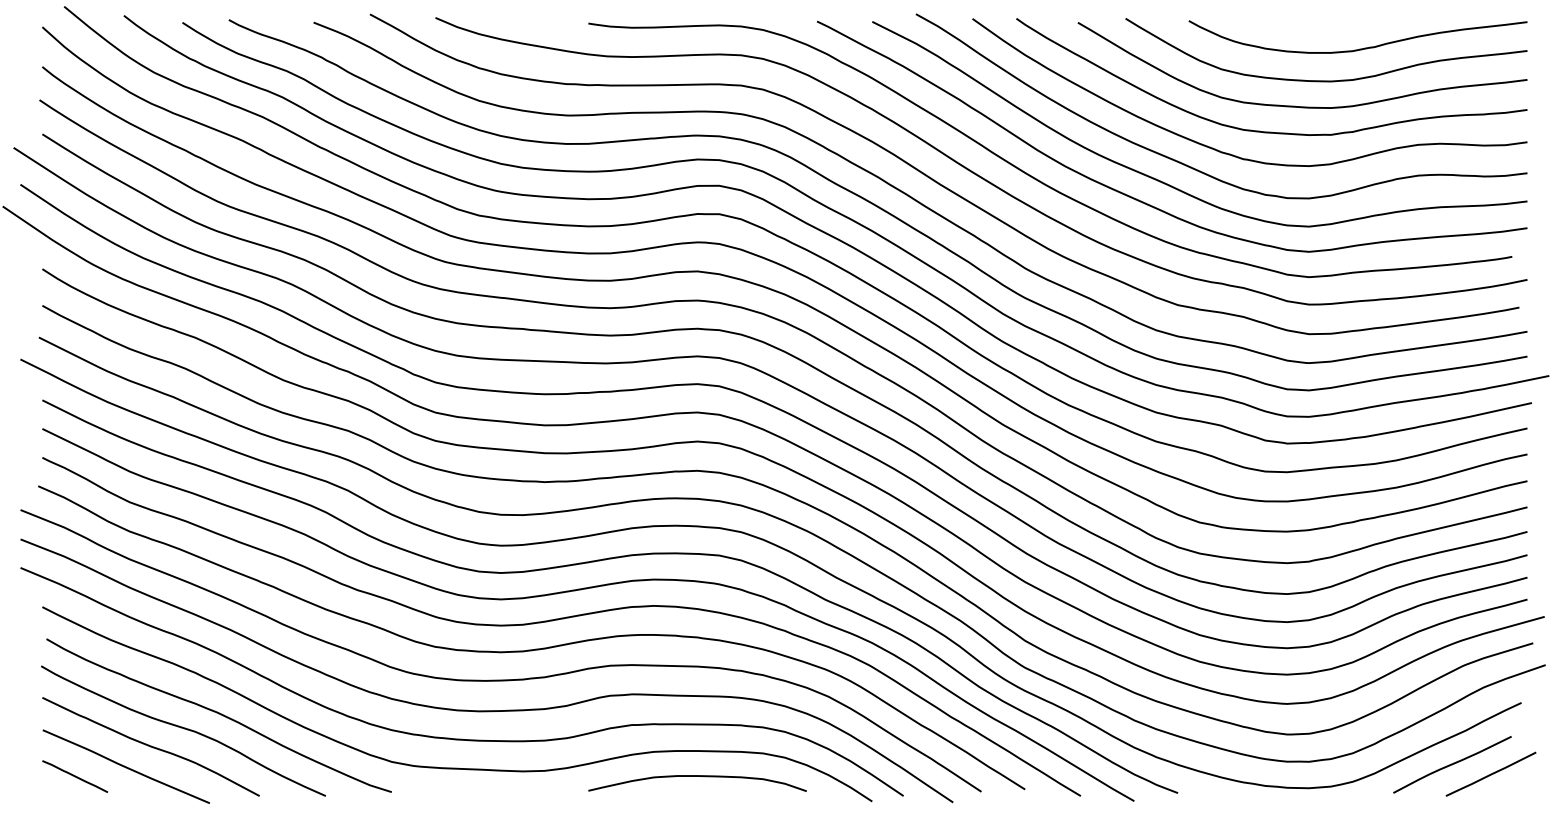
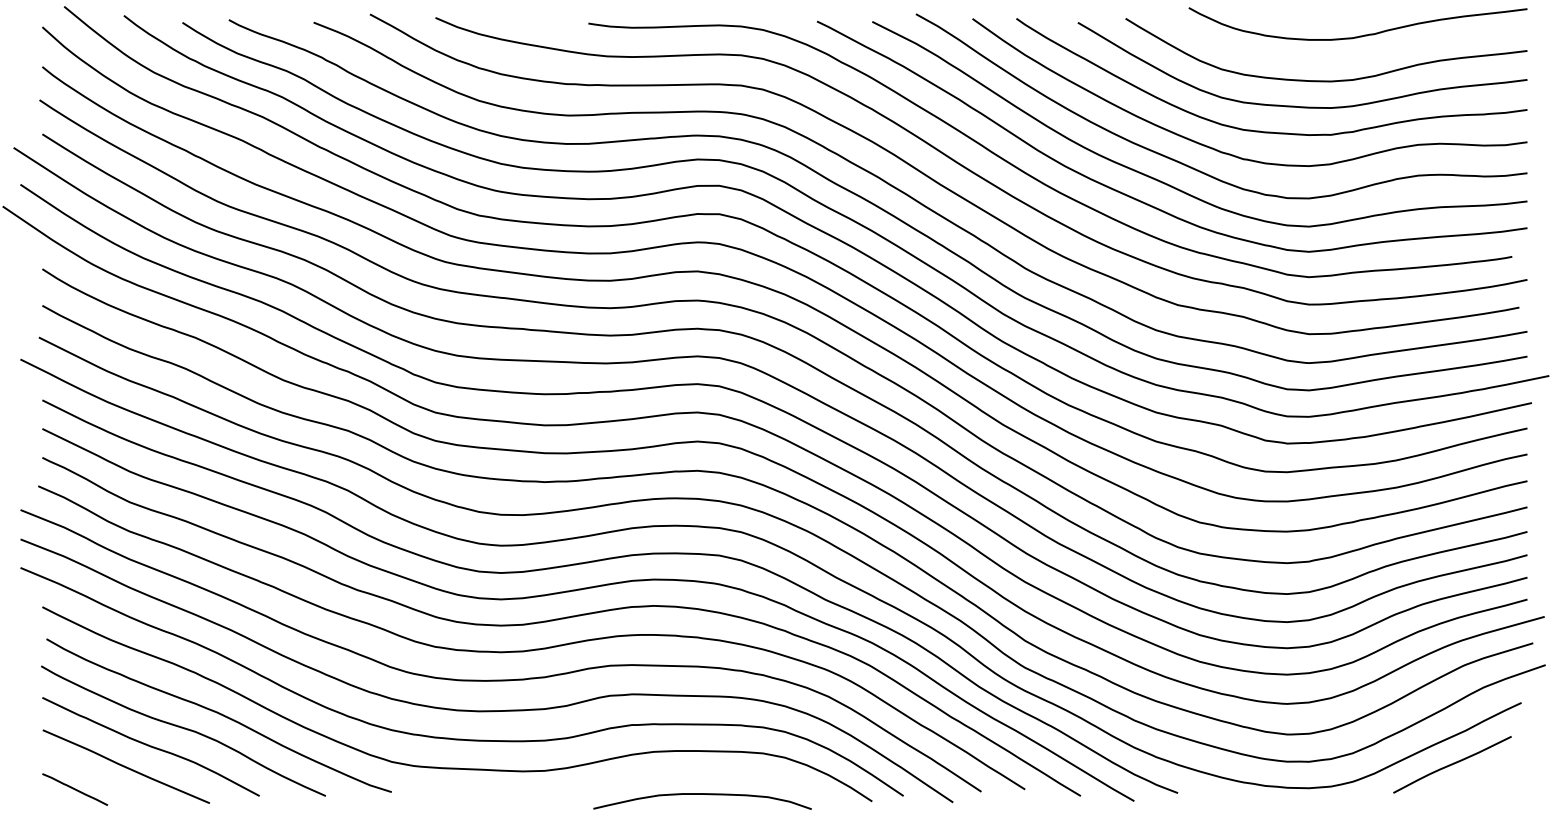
curve position: (1359, 48) -> (1359, 35) (1359, 35)
line: present -> none (1490, 773)
line position: (75, 776) -> (75, 789) (75, 789)
curve position: (697, 776) -> (702, 794) (702, 794)
